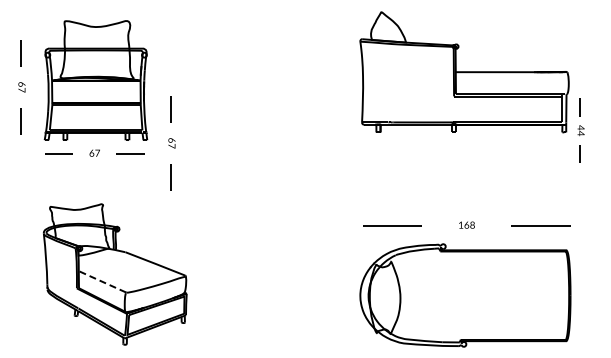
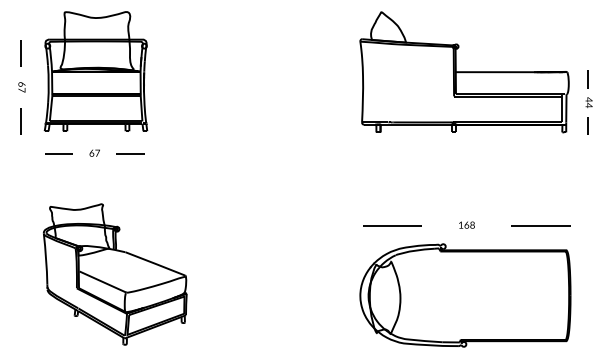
part position: (95, 80) -> (95, 71) (95, 71)
part position: (580, 130) -> (588, 102) (588, 102)
part: present -> none (171, 143)
line: dashed -> solid (102, 282)
